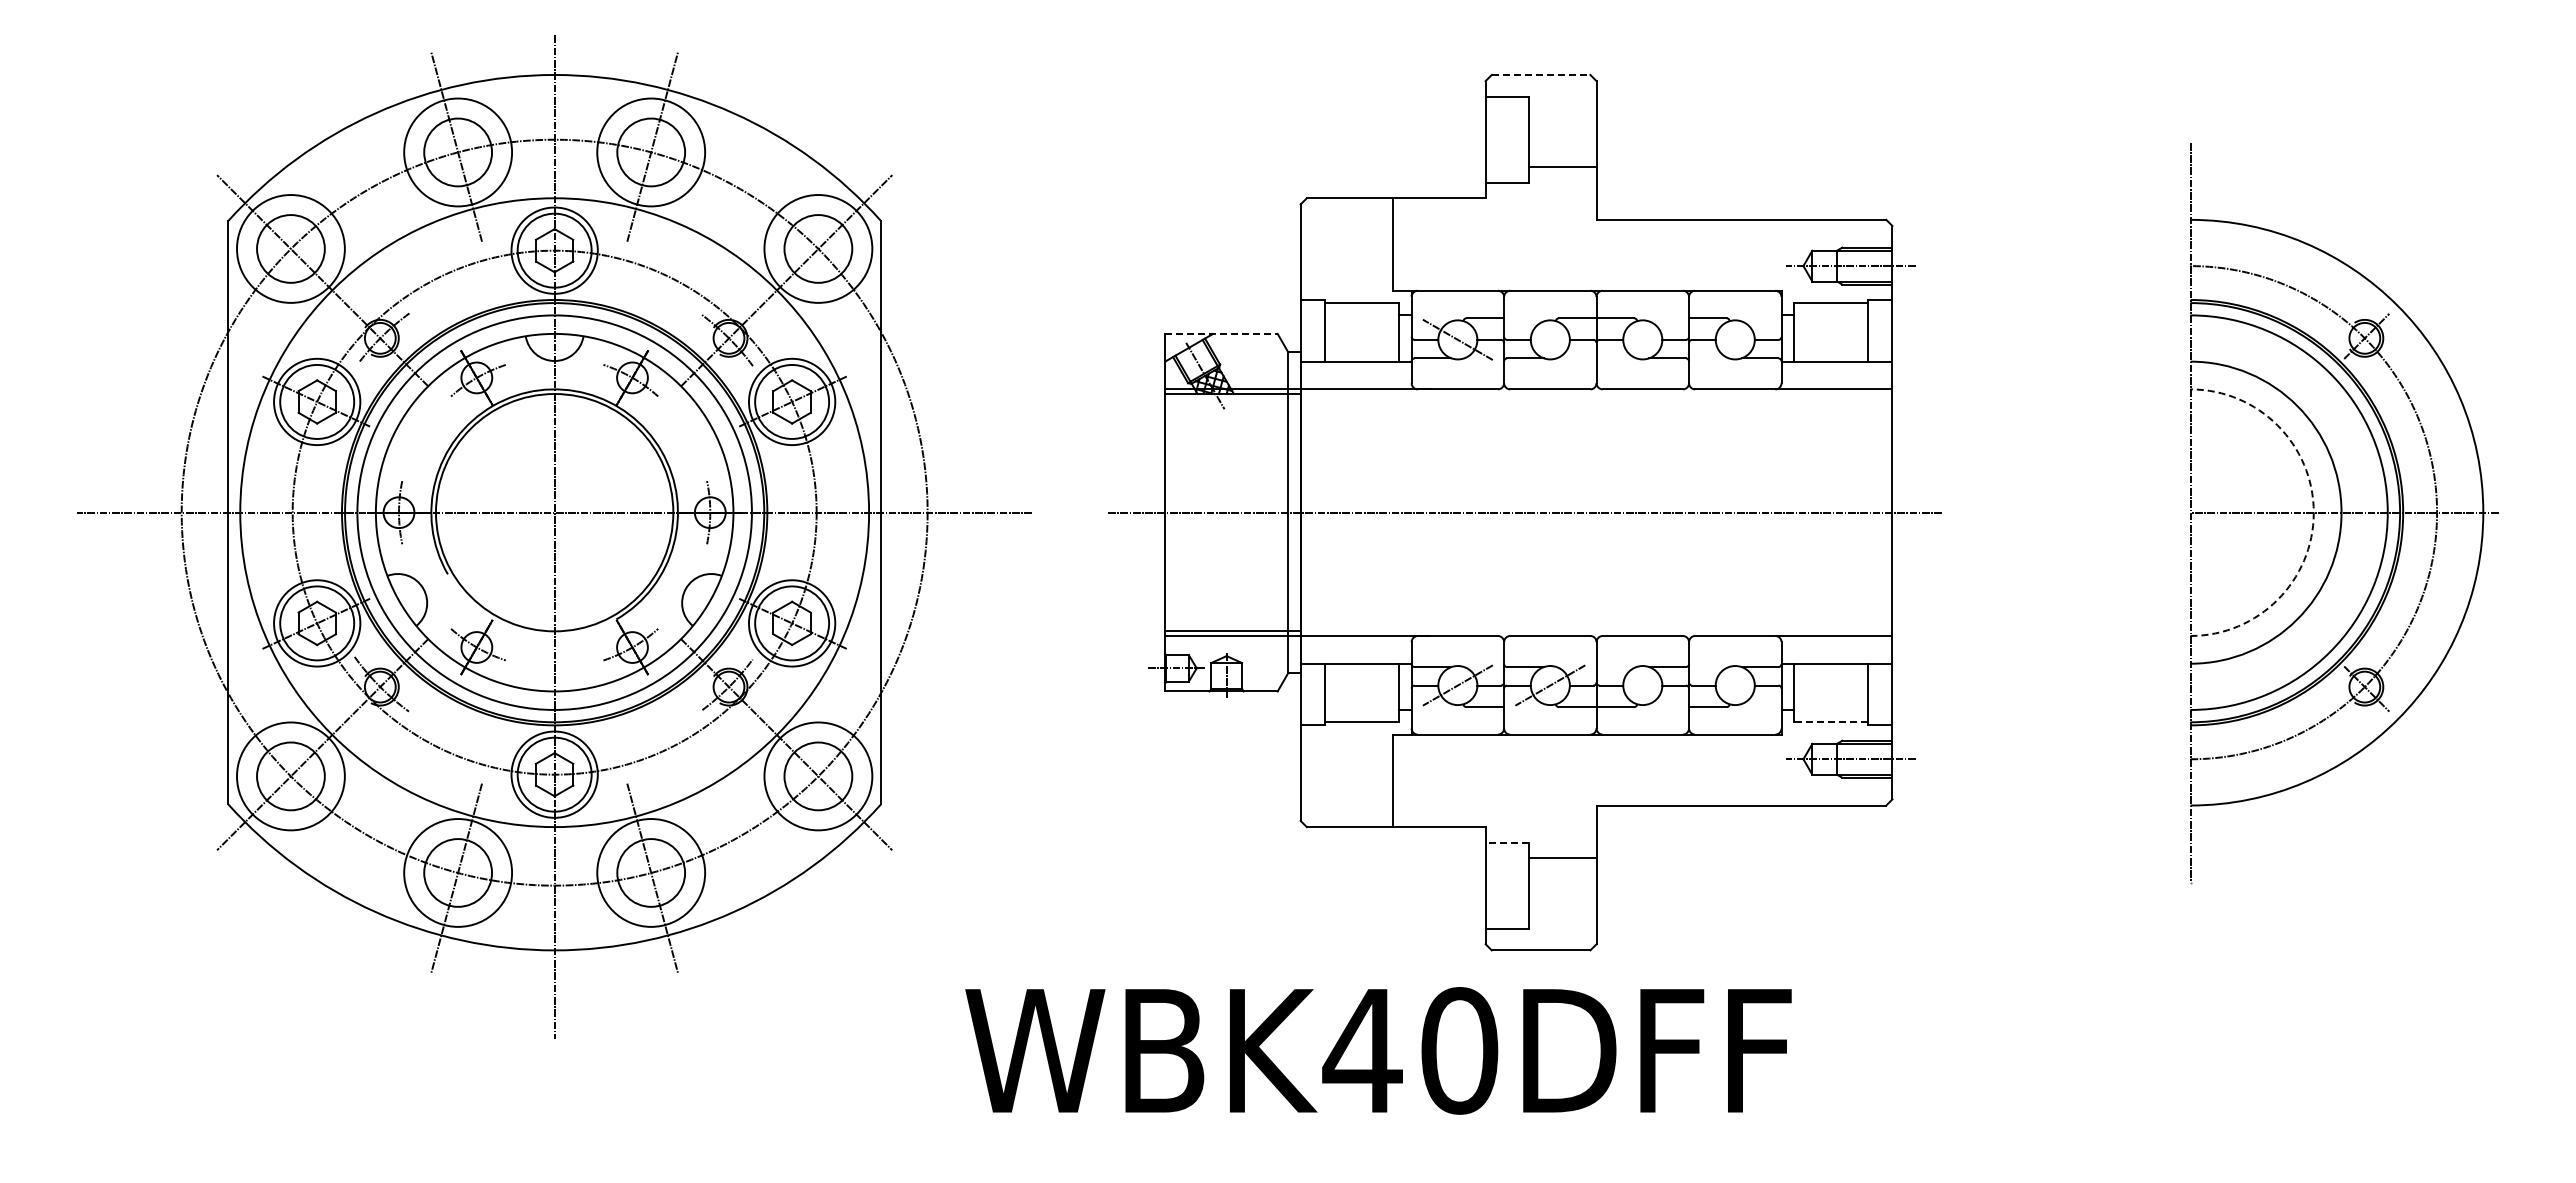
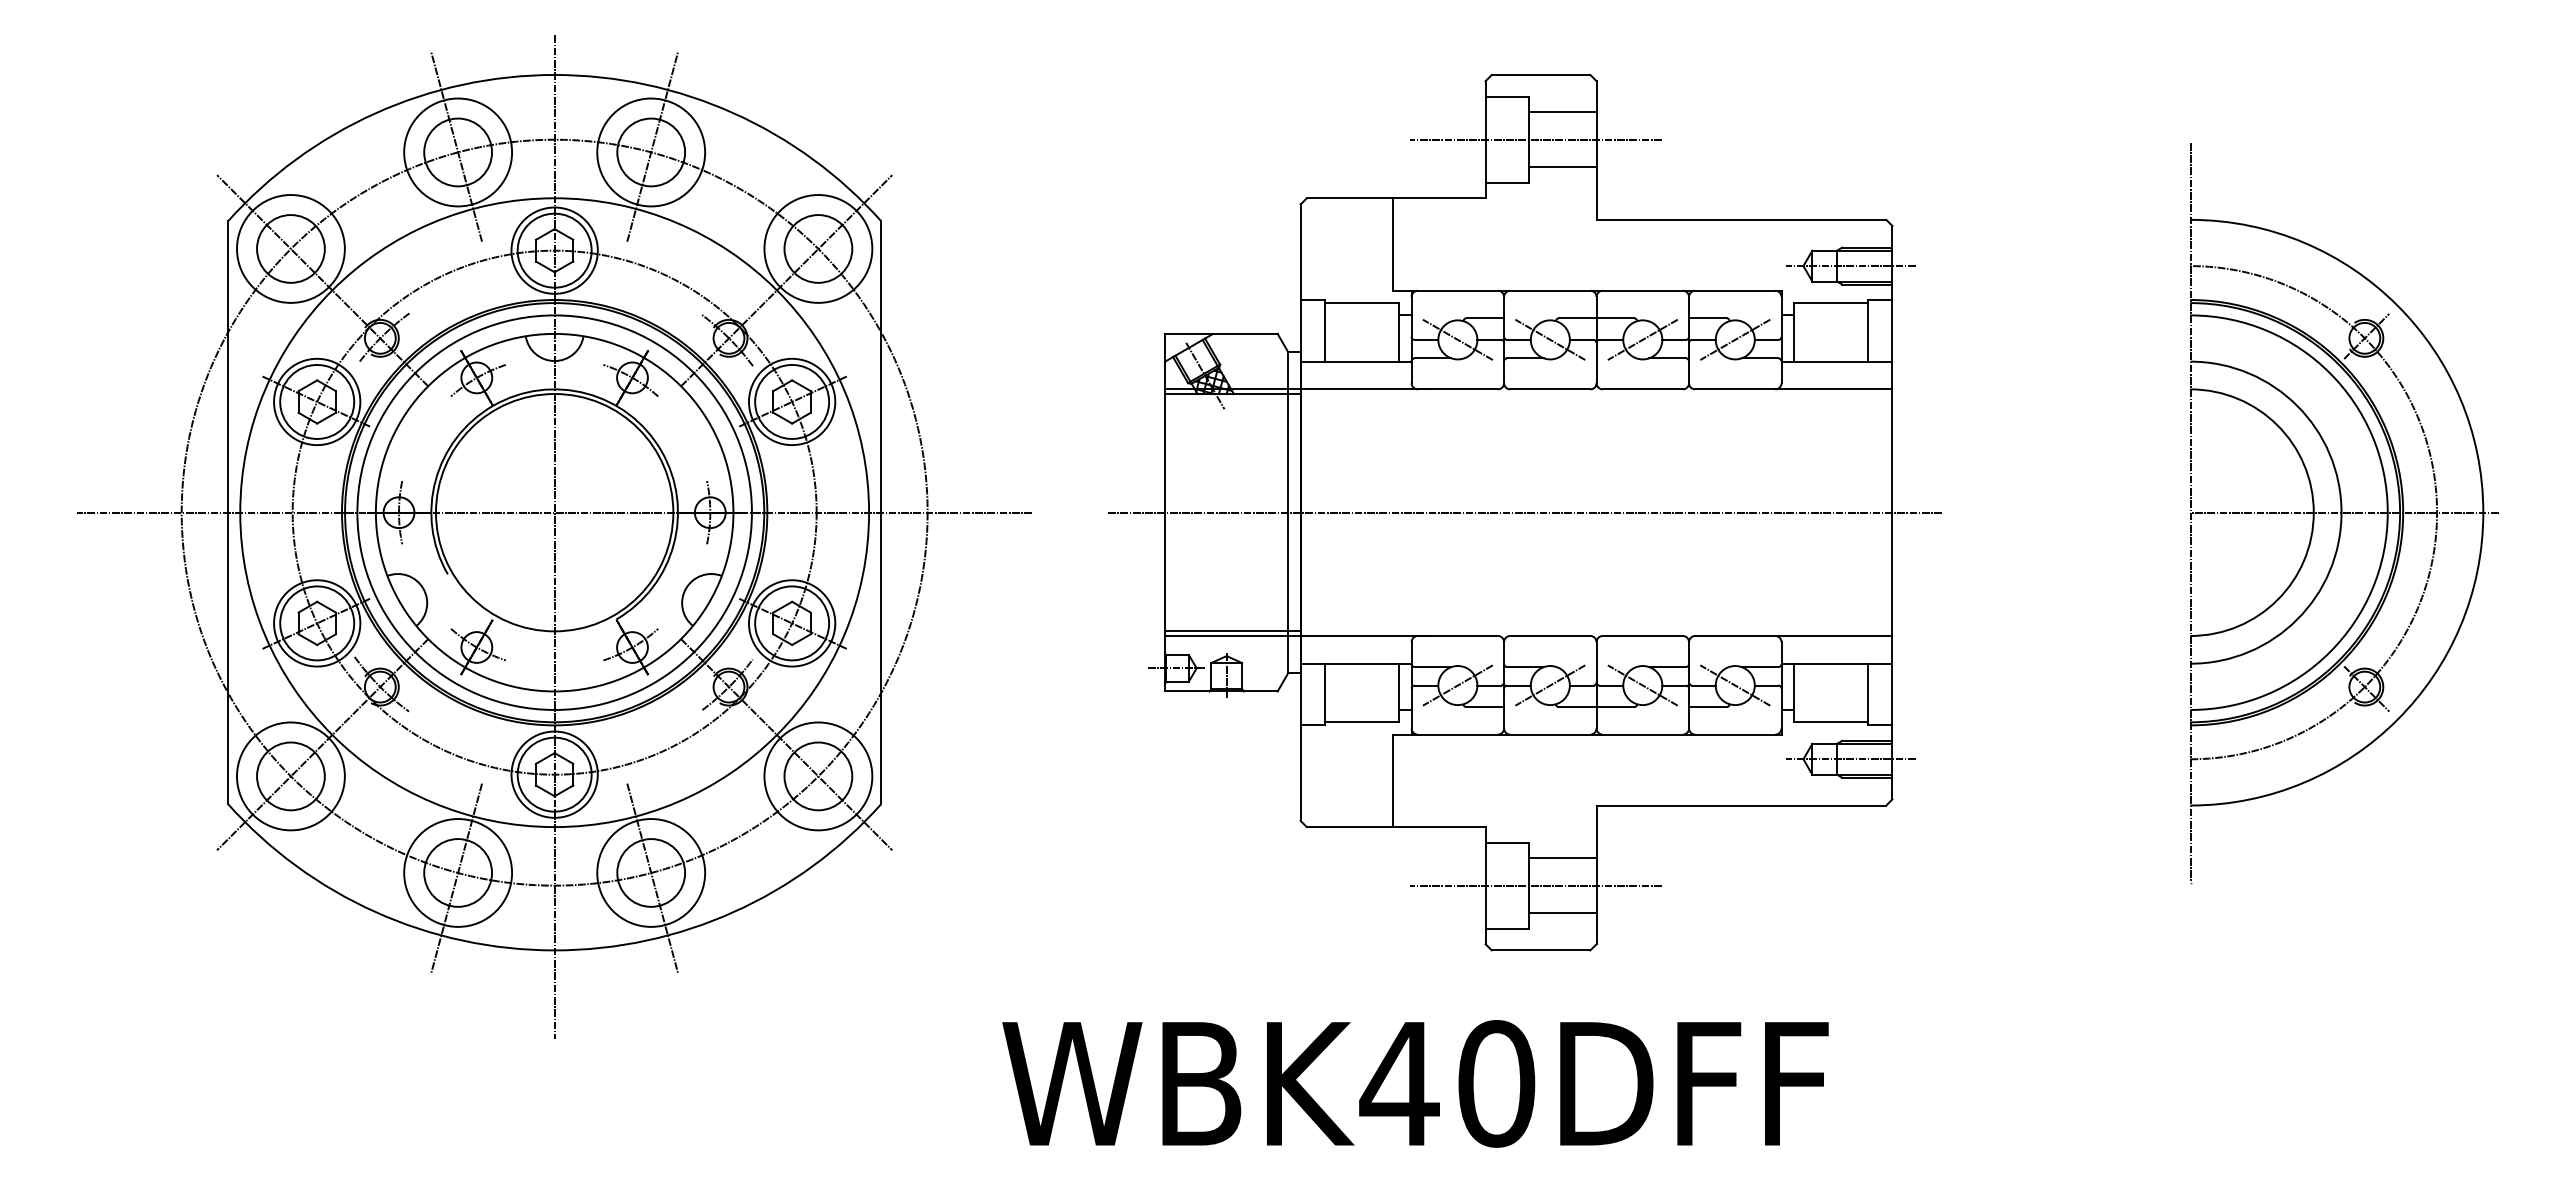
line: dashed -> solid (1541, 75)
line: none -> present (1562, 111)
line: none -> present (1535, 139)
line: dashed -> solid (1221, 333)
line: none -> present (1550, 339)
line: none -> present (1642, 339)
line: none -> present (1735, 339)
arc: dashed -> solid (2313, 512)
line: none -> present (1642, 685)
line: none -> present (1735, 685)
line: dashed -> solid (1830, 722)
line: dashed -> solid (1507, 842)
line: none -> present (1535, 885)
line: none -> present (1562, 913)
text position: (1378, 1050) -> (1415, 1083) (1415, 1083)
